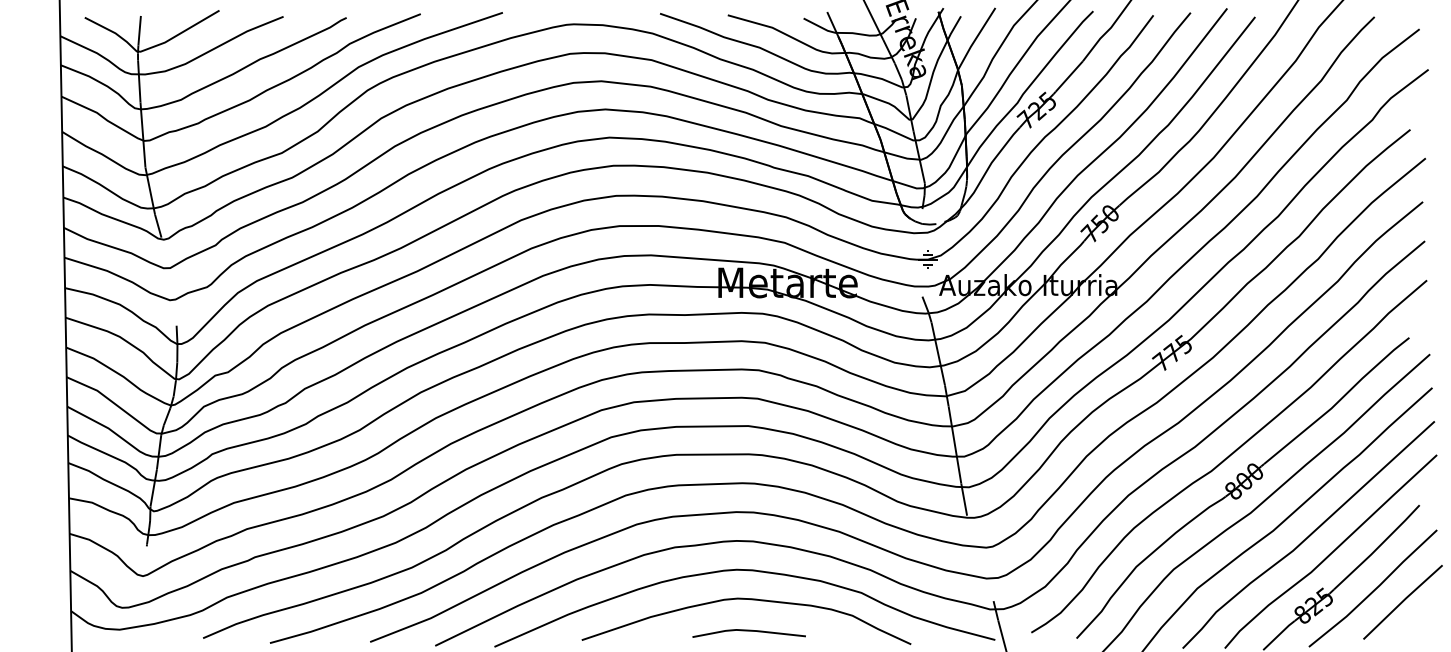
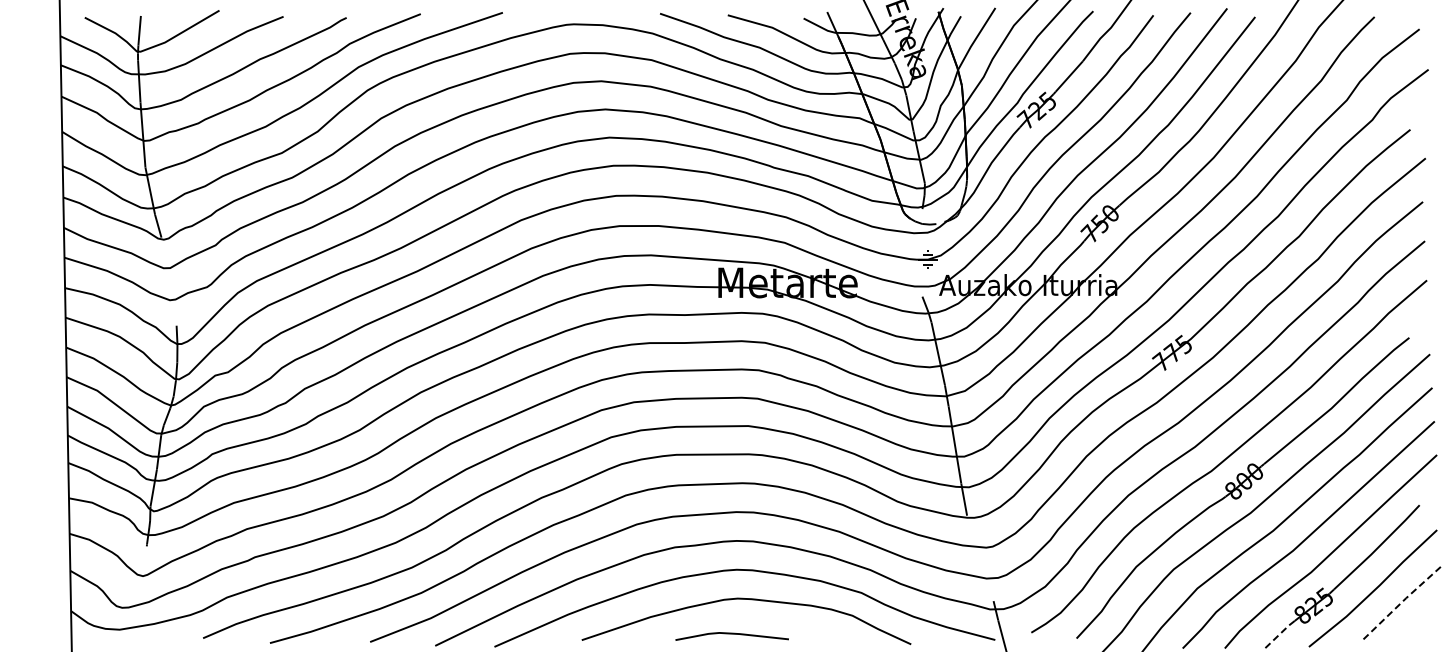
line: solid -> dashed (1403, 601)
line position: (748, 631) -> (731, 634) (731, 634)
line: solid -> dashed (1278, 635)
